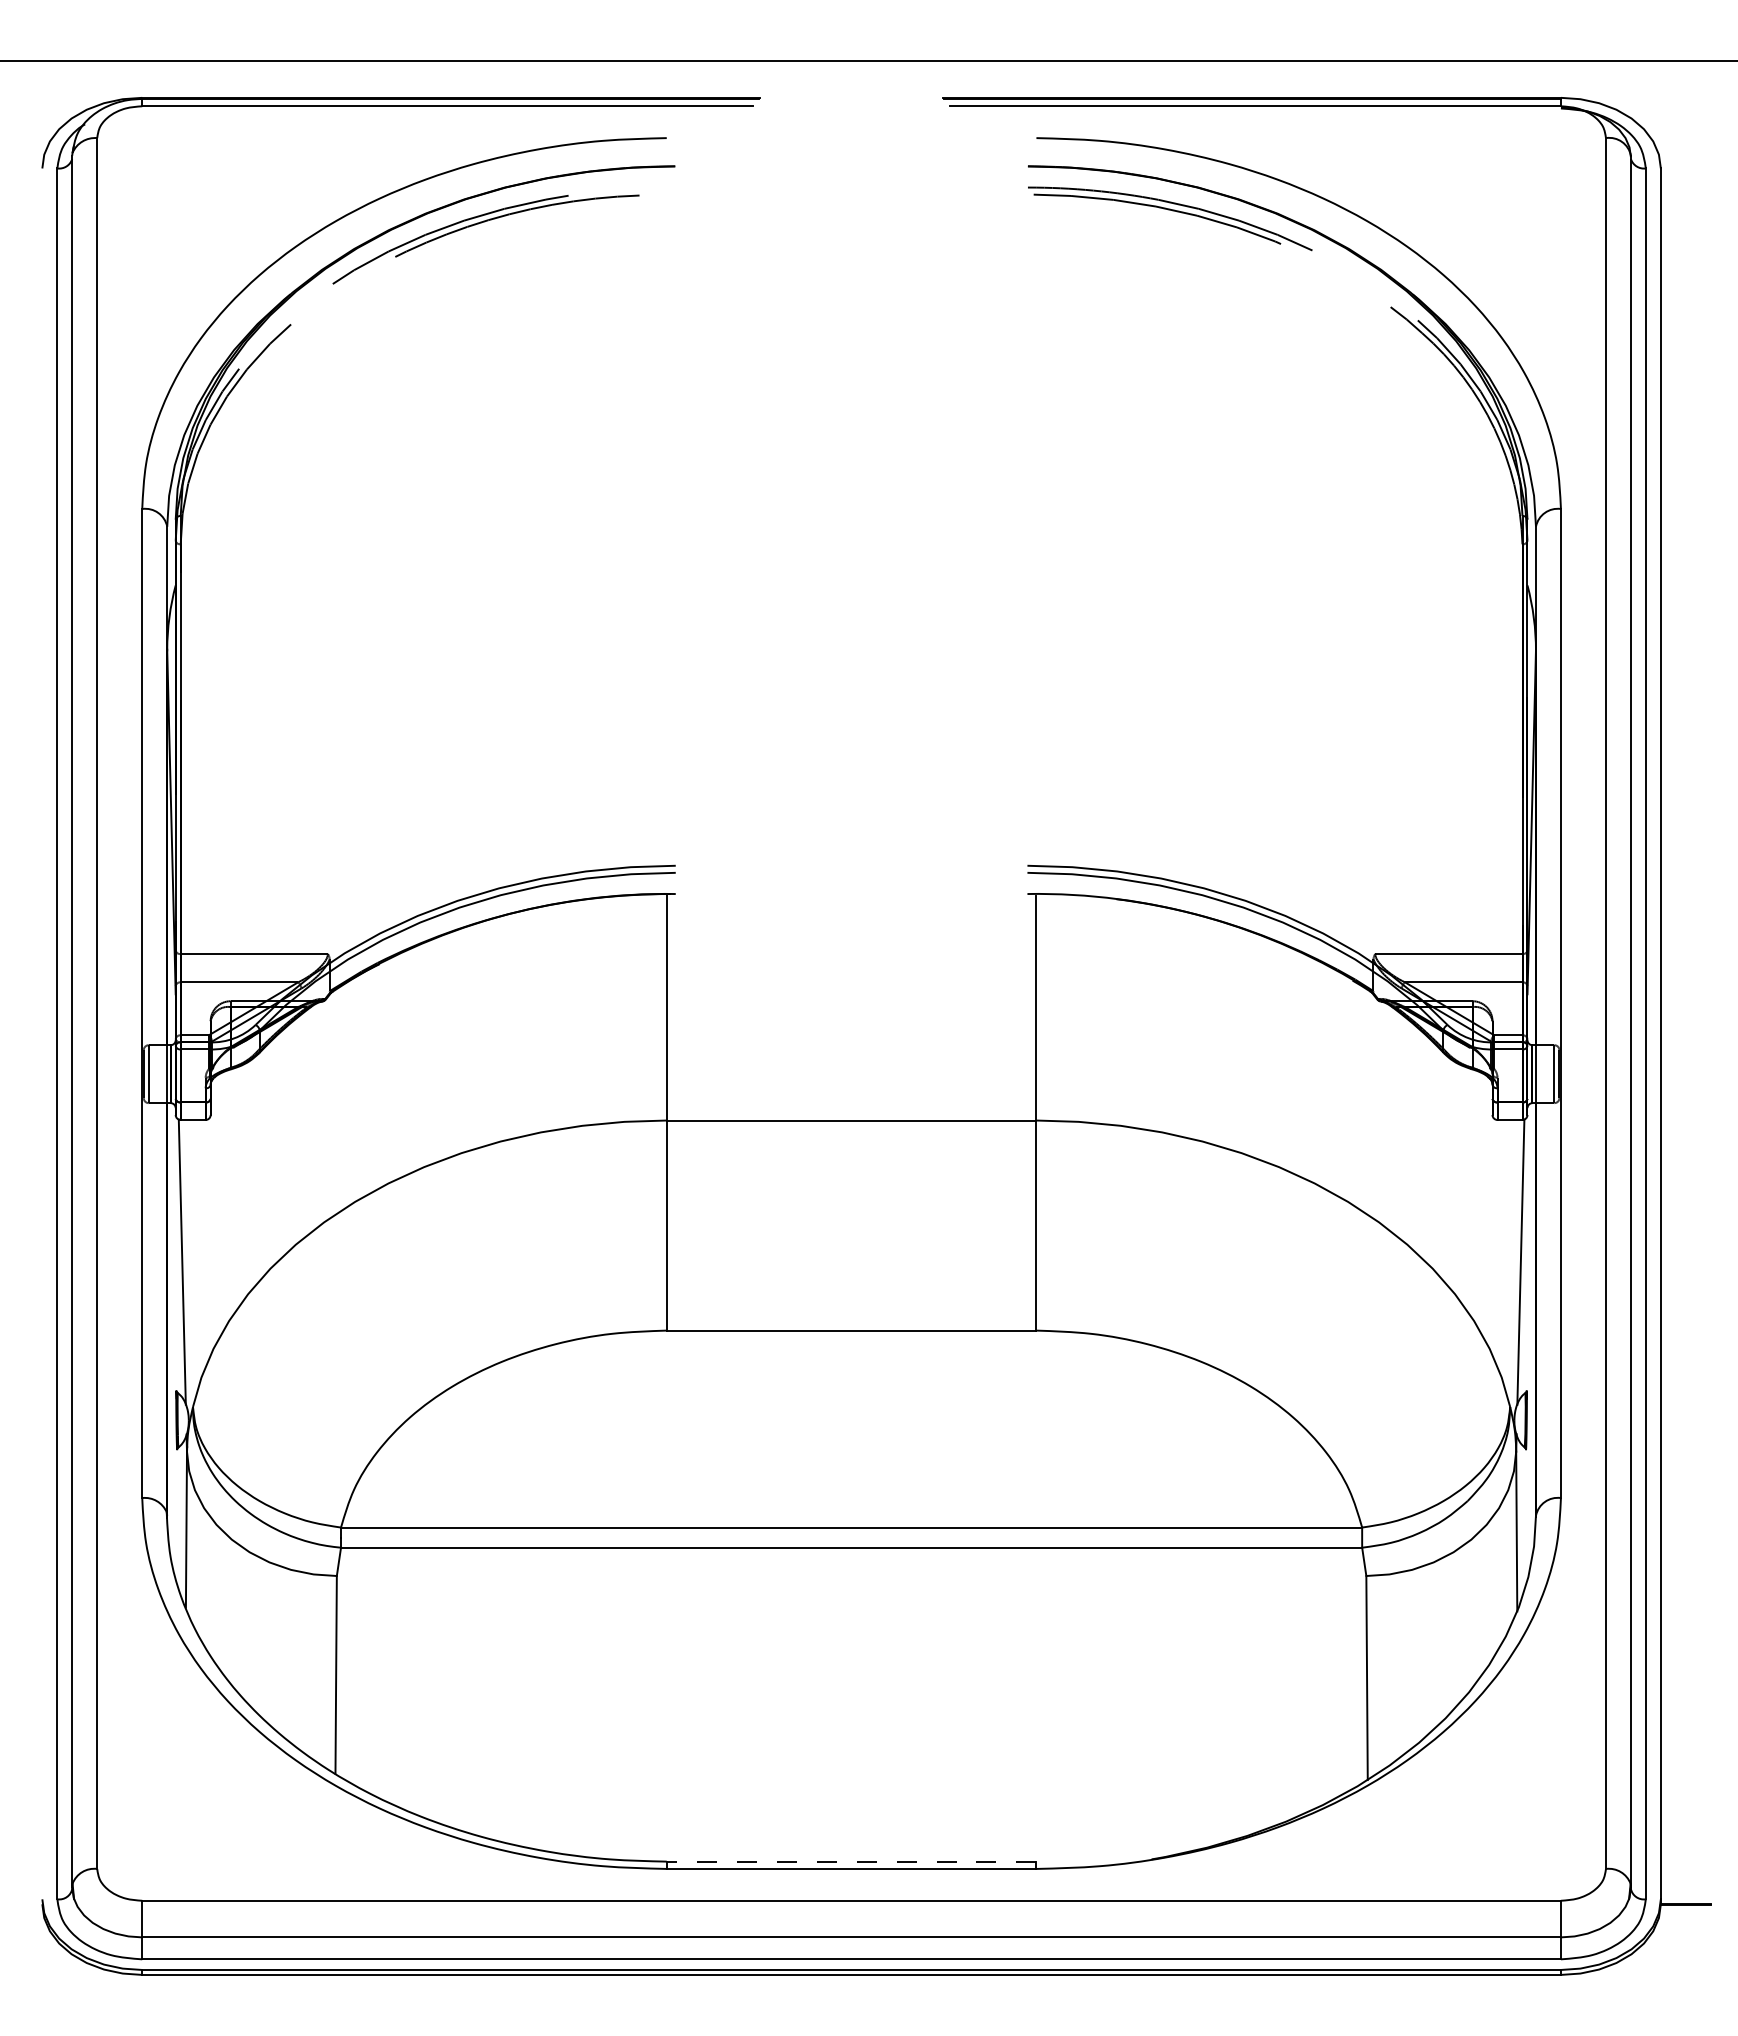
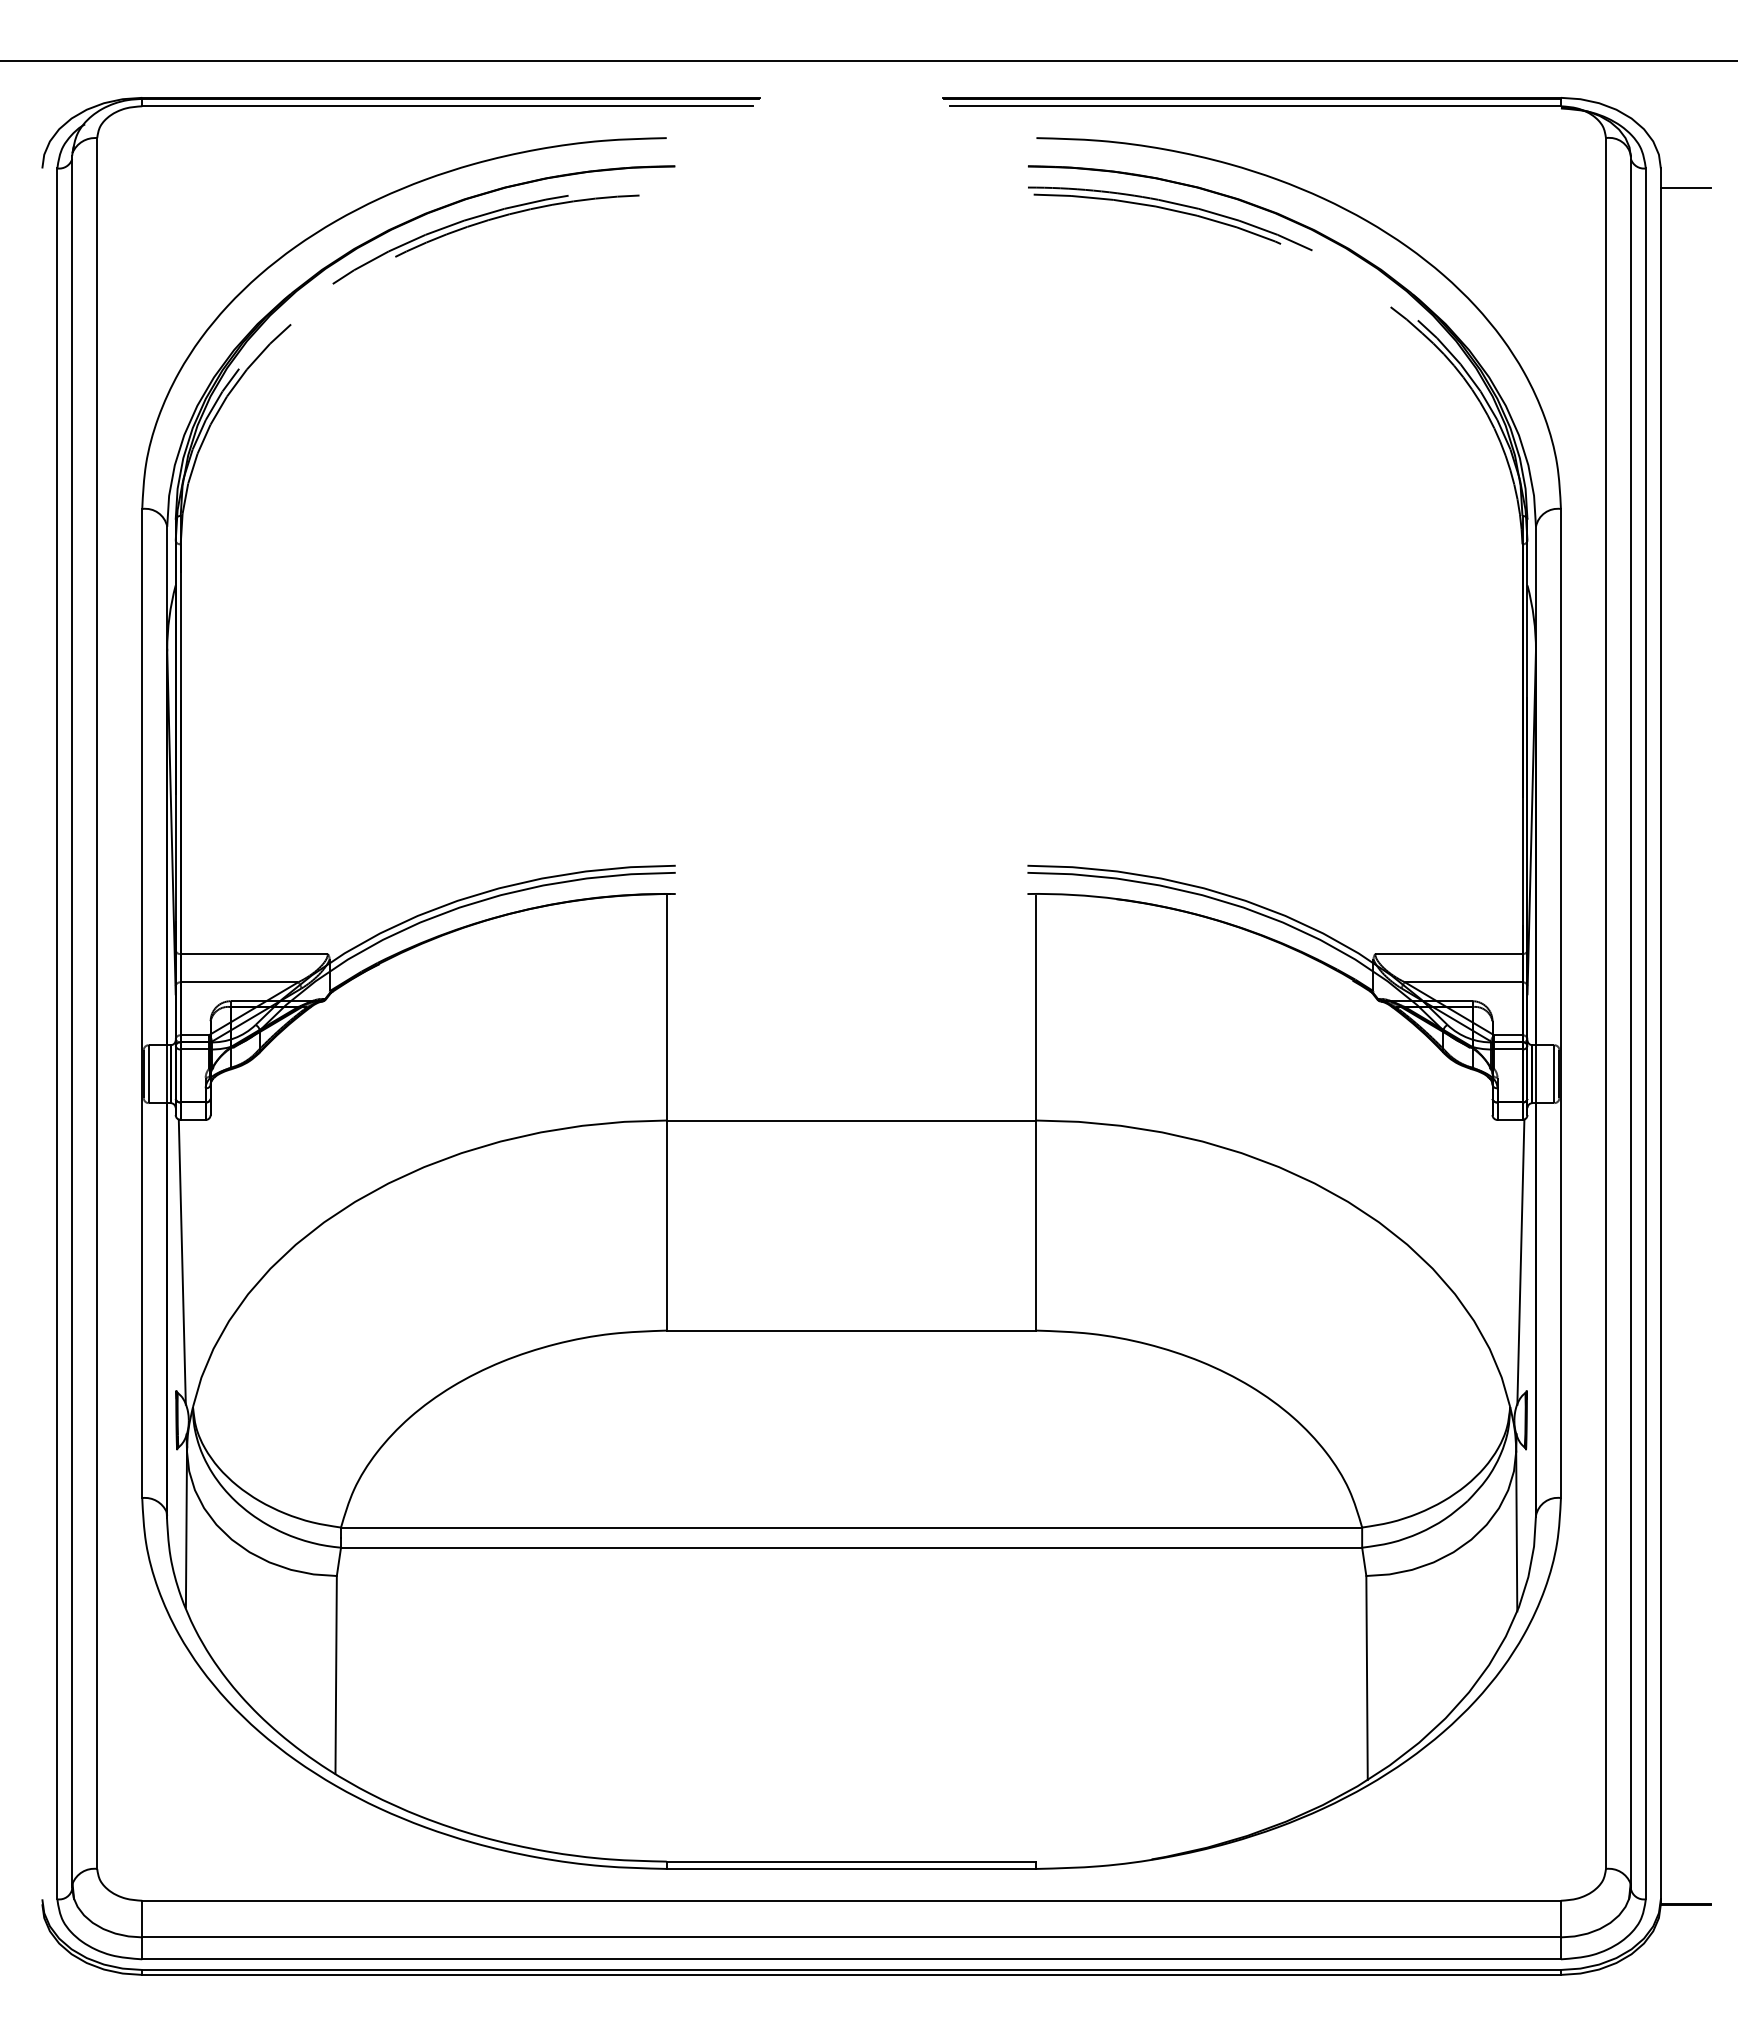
line: none -> present (1685, 188)
line: dashed -> solid (851, 1861)
